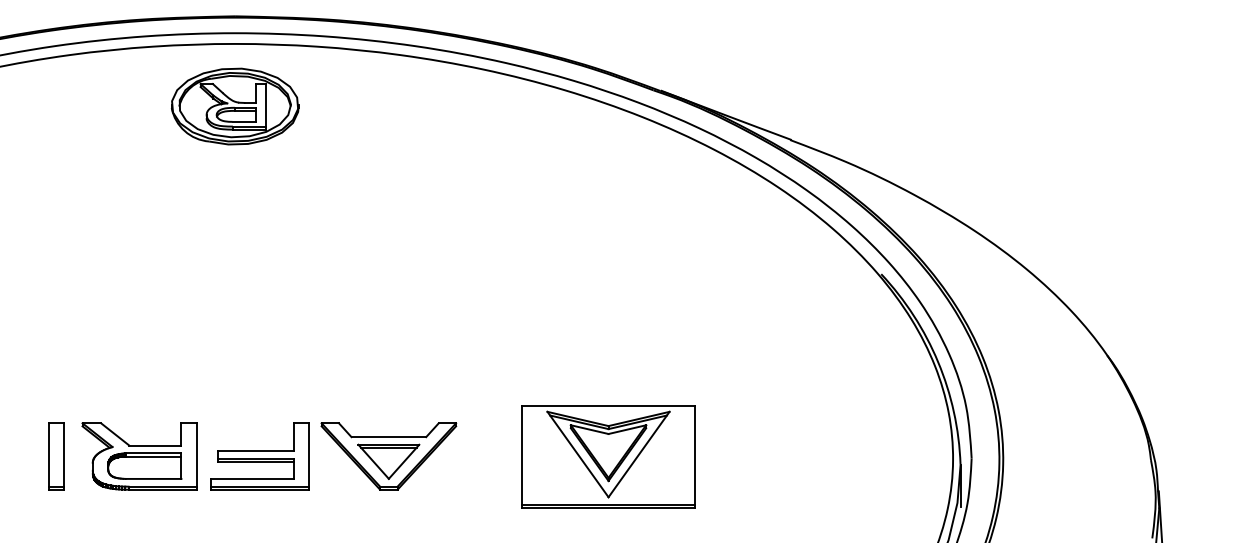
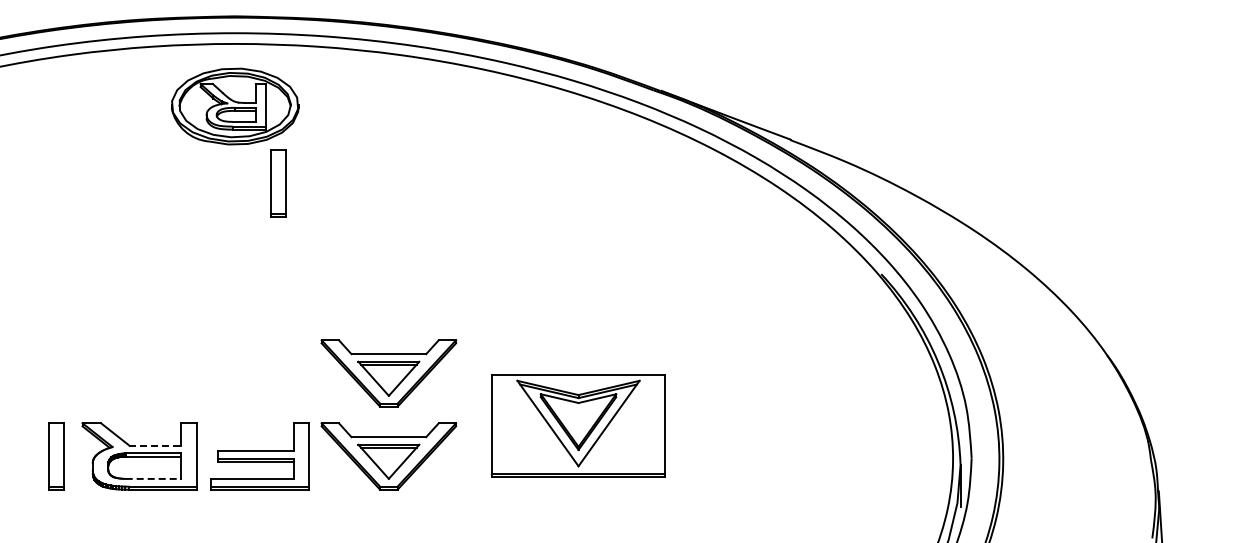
part: none -> present (278, 183)
part: none -> present (388, 373)
line: solid -> dashed (155, 445)
part position: (608, 456) -> (578, 425) (578, 425)
line: solid -> dashed (153, 478)
